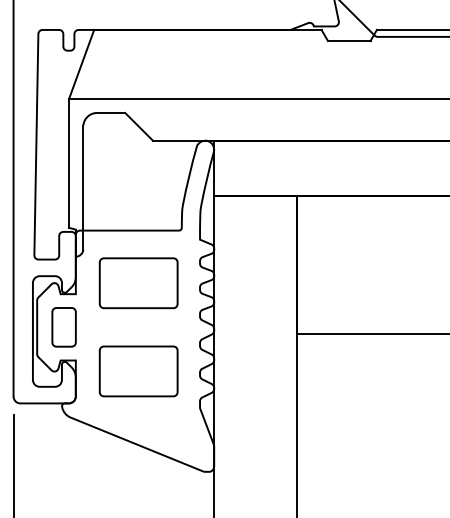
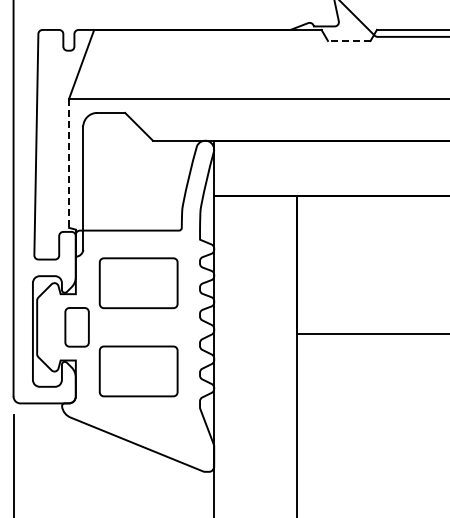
line: solid -> dashed (348, 41)
line: solid -> dashed (69, 163)
part position: (63, 327) -> (76, 327) (76, 327)
